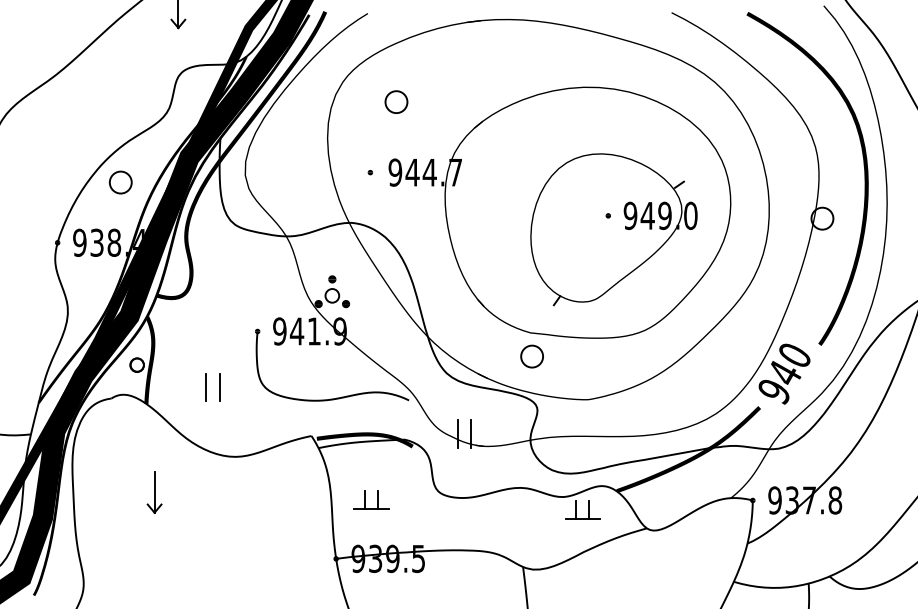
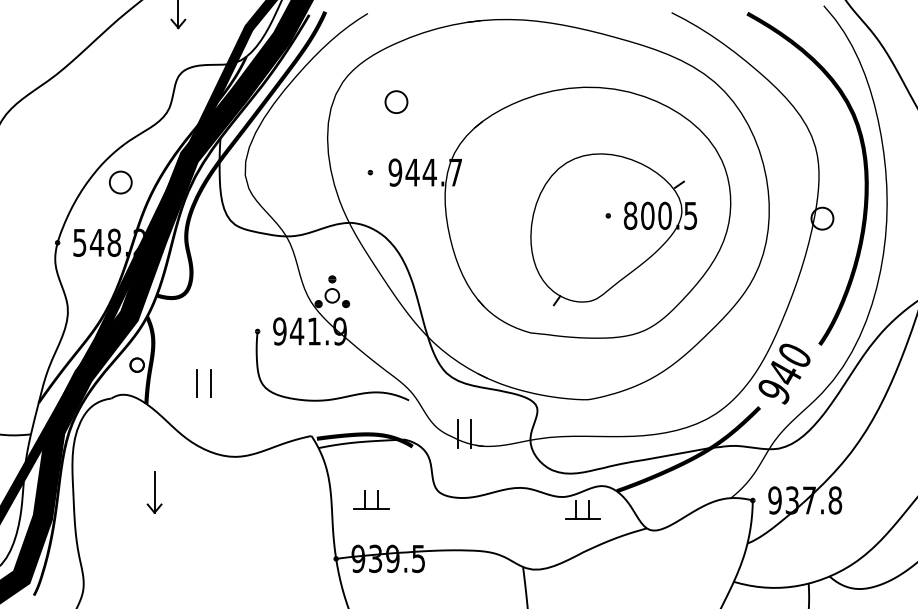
text: 949.0 -> 800.5 (660, 215)
text: 938.4 -> 548.2 (108, 242)
part: present -> none (531, 356)
part position: (212, 387) -> (203, 383) (203, 383)
